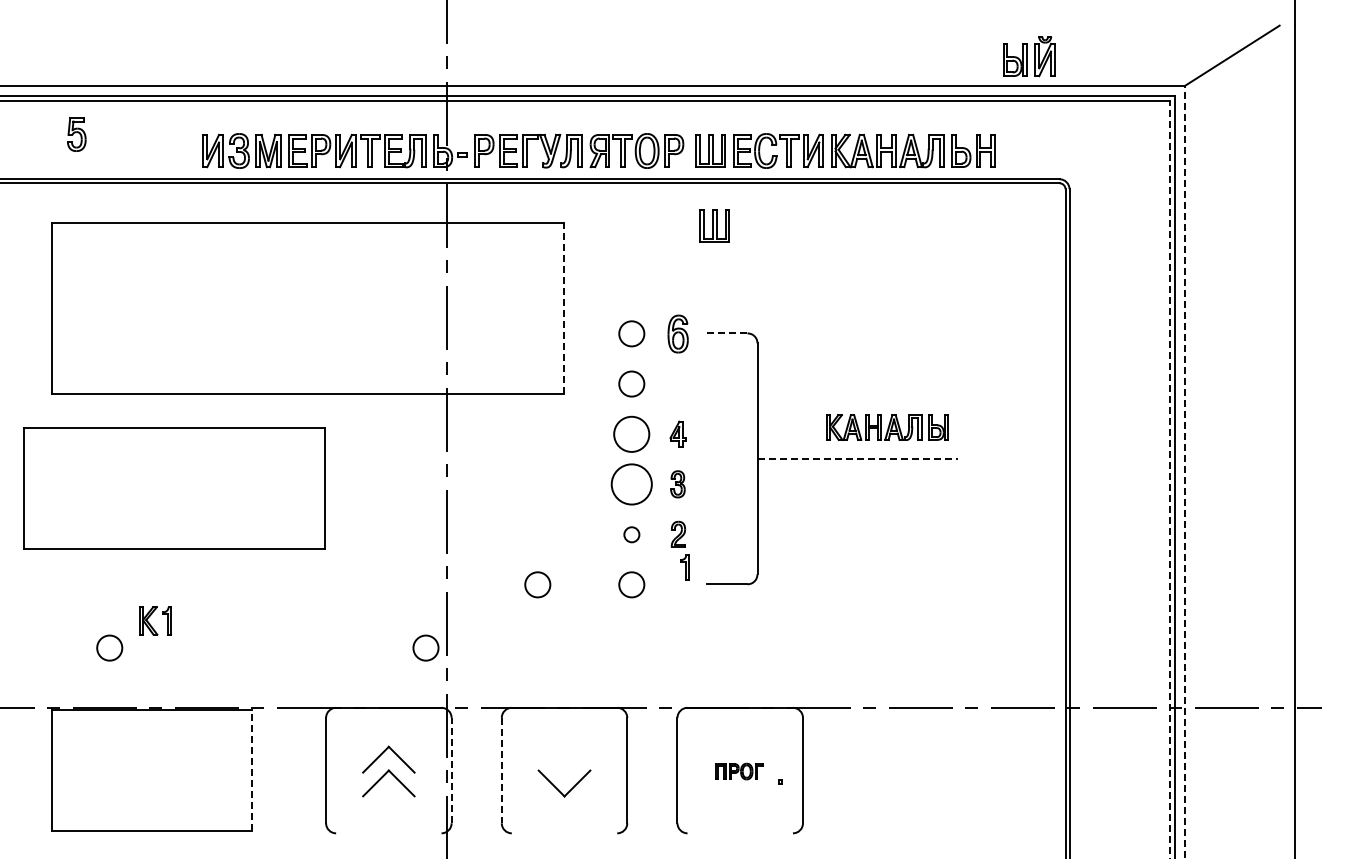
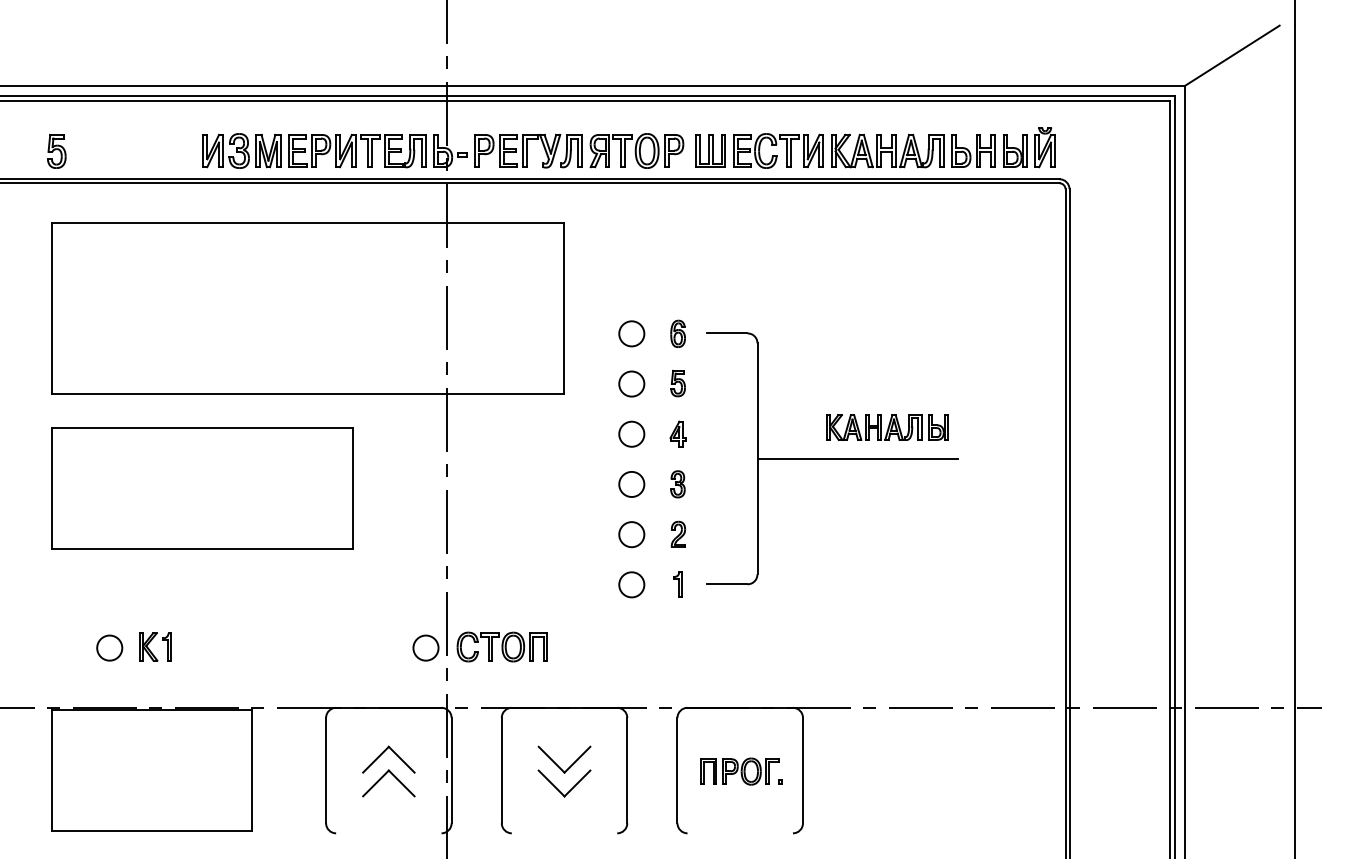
part position: (1029, 56) -> (1029, 147) (1029, 147)
part position: (76, 134) -> (56, 151) (56, 151)
part: present -> none (714, 225)
line: dashed -> solid (563, 308)
part size: 22x40 px -> 16x29 px (677, 333)
line: dashed -> solid (727, 333)
part: none -> present (677, 383)
circle size: 38x38 px -> 28x28 px (631, 433)
line: dashed -> solid (858, 458)
line: dashed -> solid (1184, 471)
line: dashed -> solid (1169, 479)
circle diameter: 40 px -> 25 px (631, 484)
part position: (174, 488) -> (202, 488) (202, 488)
circle size: 18x18 px -> 28x28 px (631, 534)
part position: (684, 567) -> (677, 584) (677, 584)
circle: present -> none (537, 584)
part position: (155, 620) -> (155, 646) (155, 646)
part: none -> present (501, 646)
part: none -> present (558, 765)
line: dashed -> solid (252, 770)
line: dashed -> solid (451, 770)
line: dashed -> solid (501, 770)
part size: 49x19 px -> 80x29 px (739, 771)
